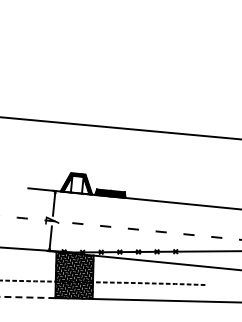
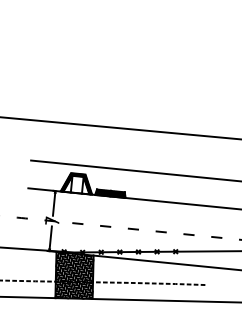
line: none -> present (134, 170)
line: dashed -> solid (27, 297)
